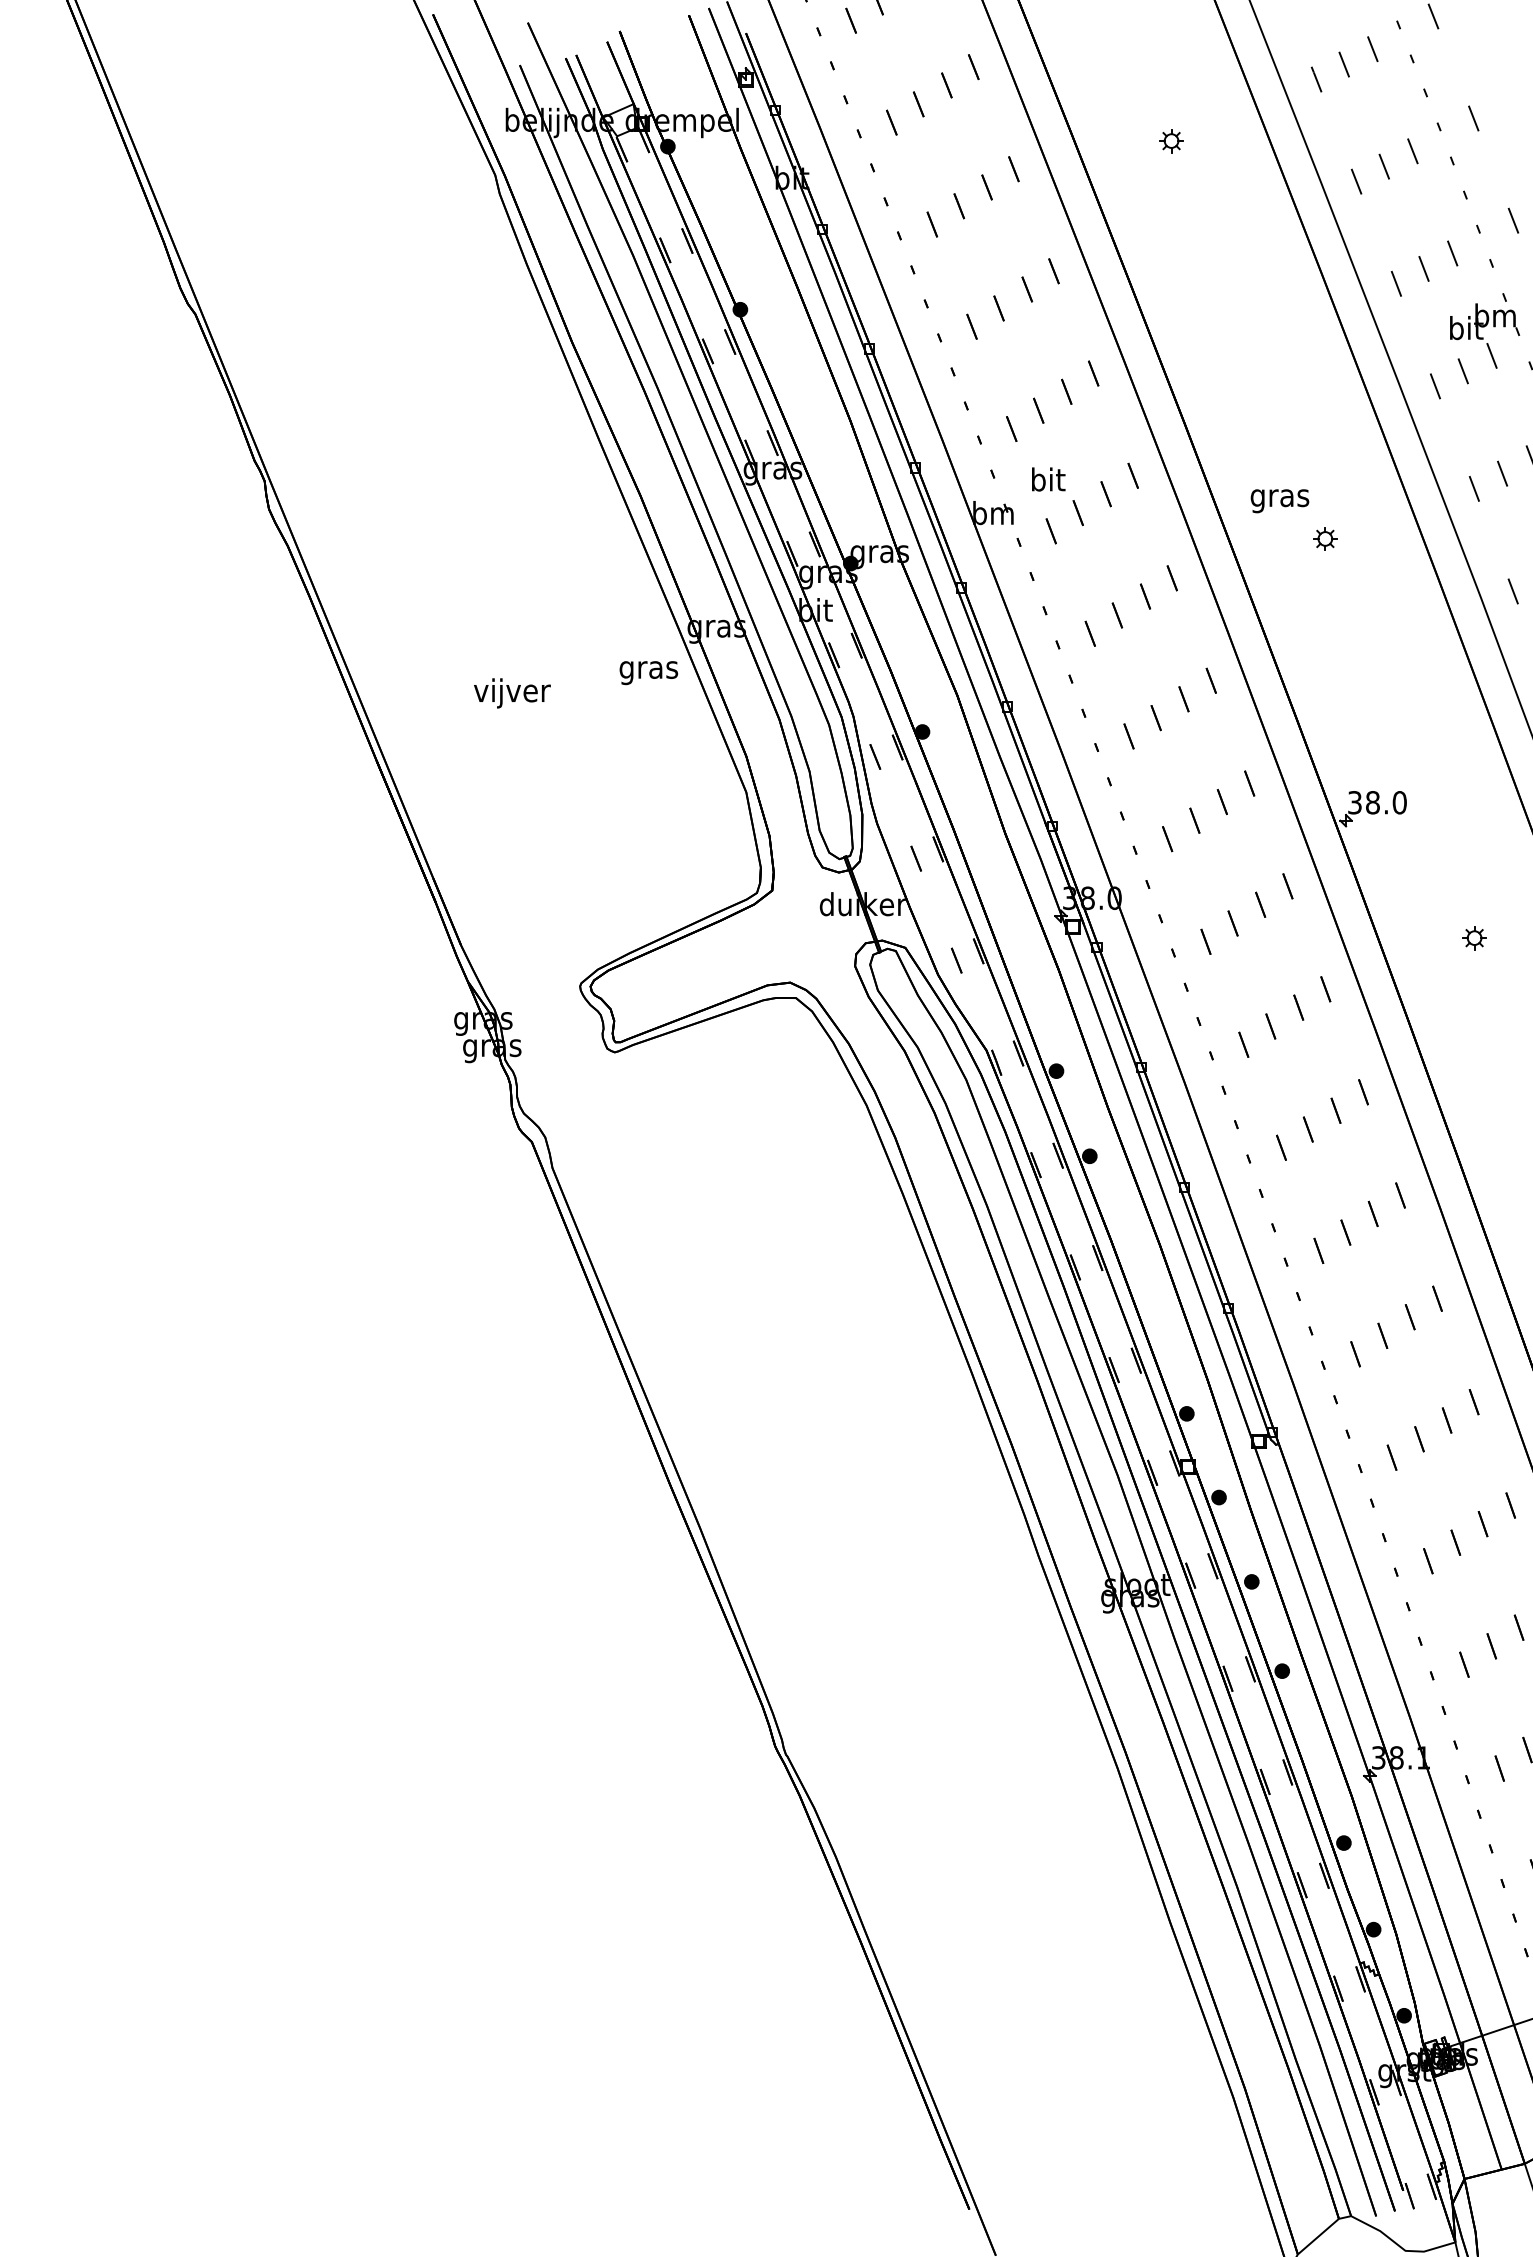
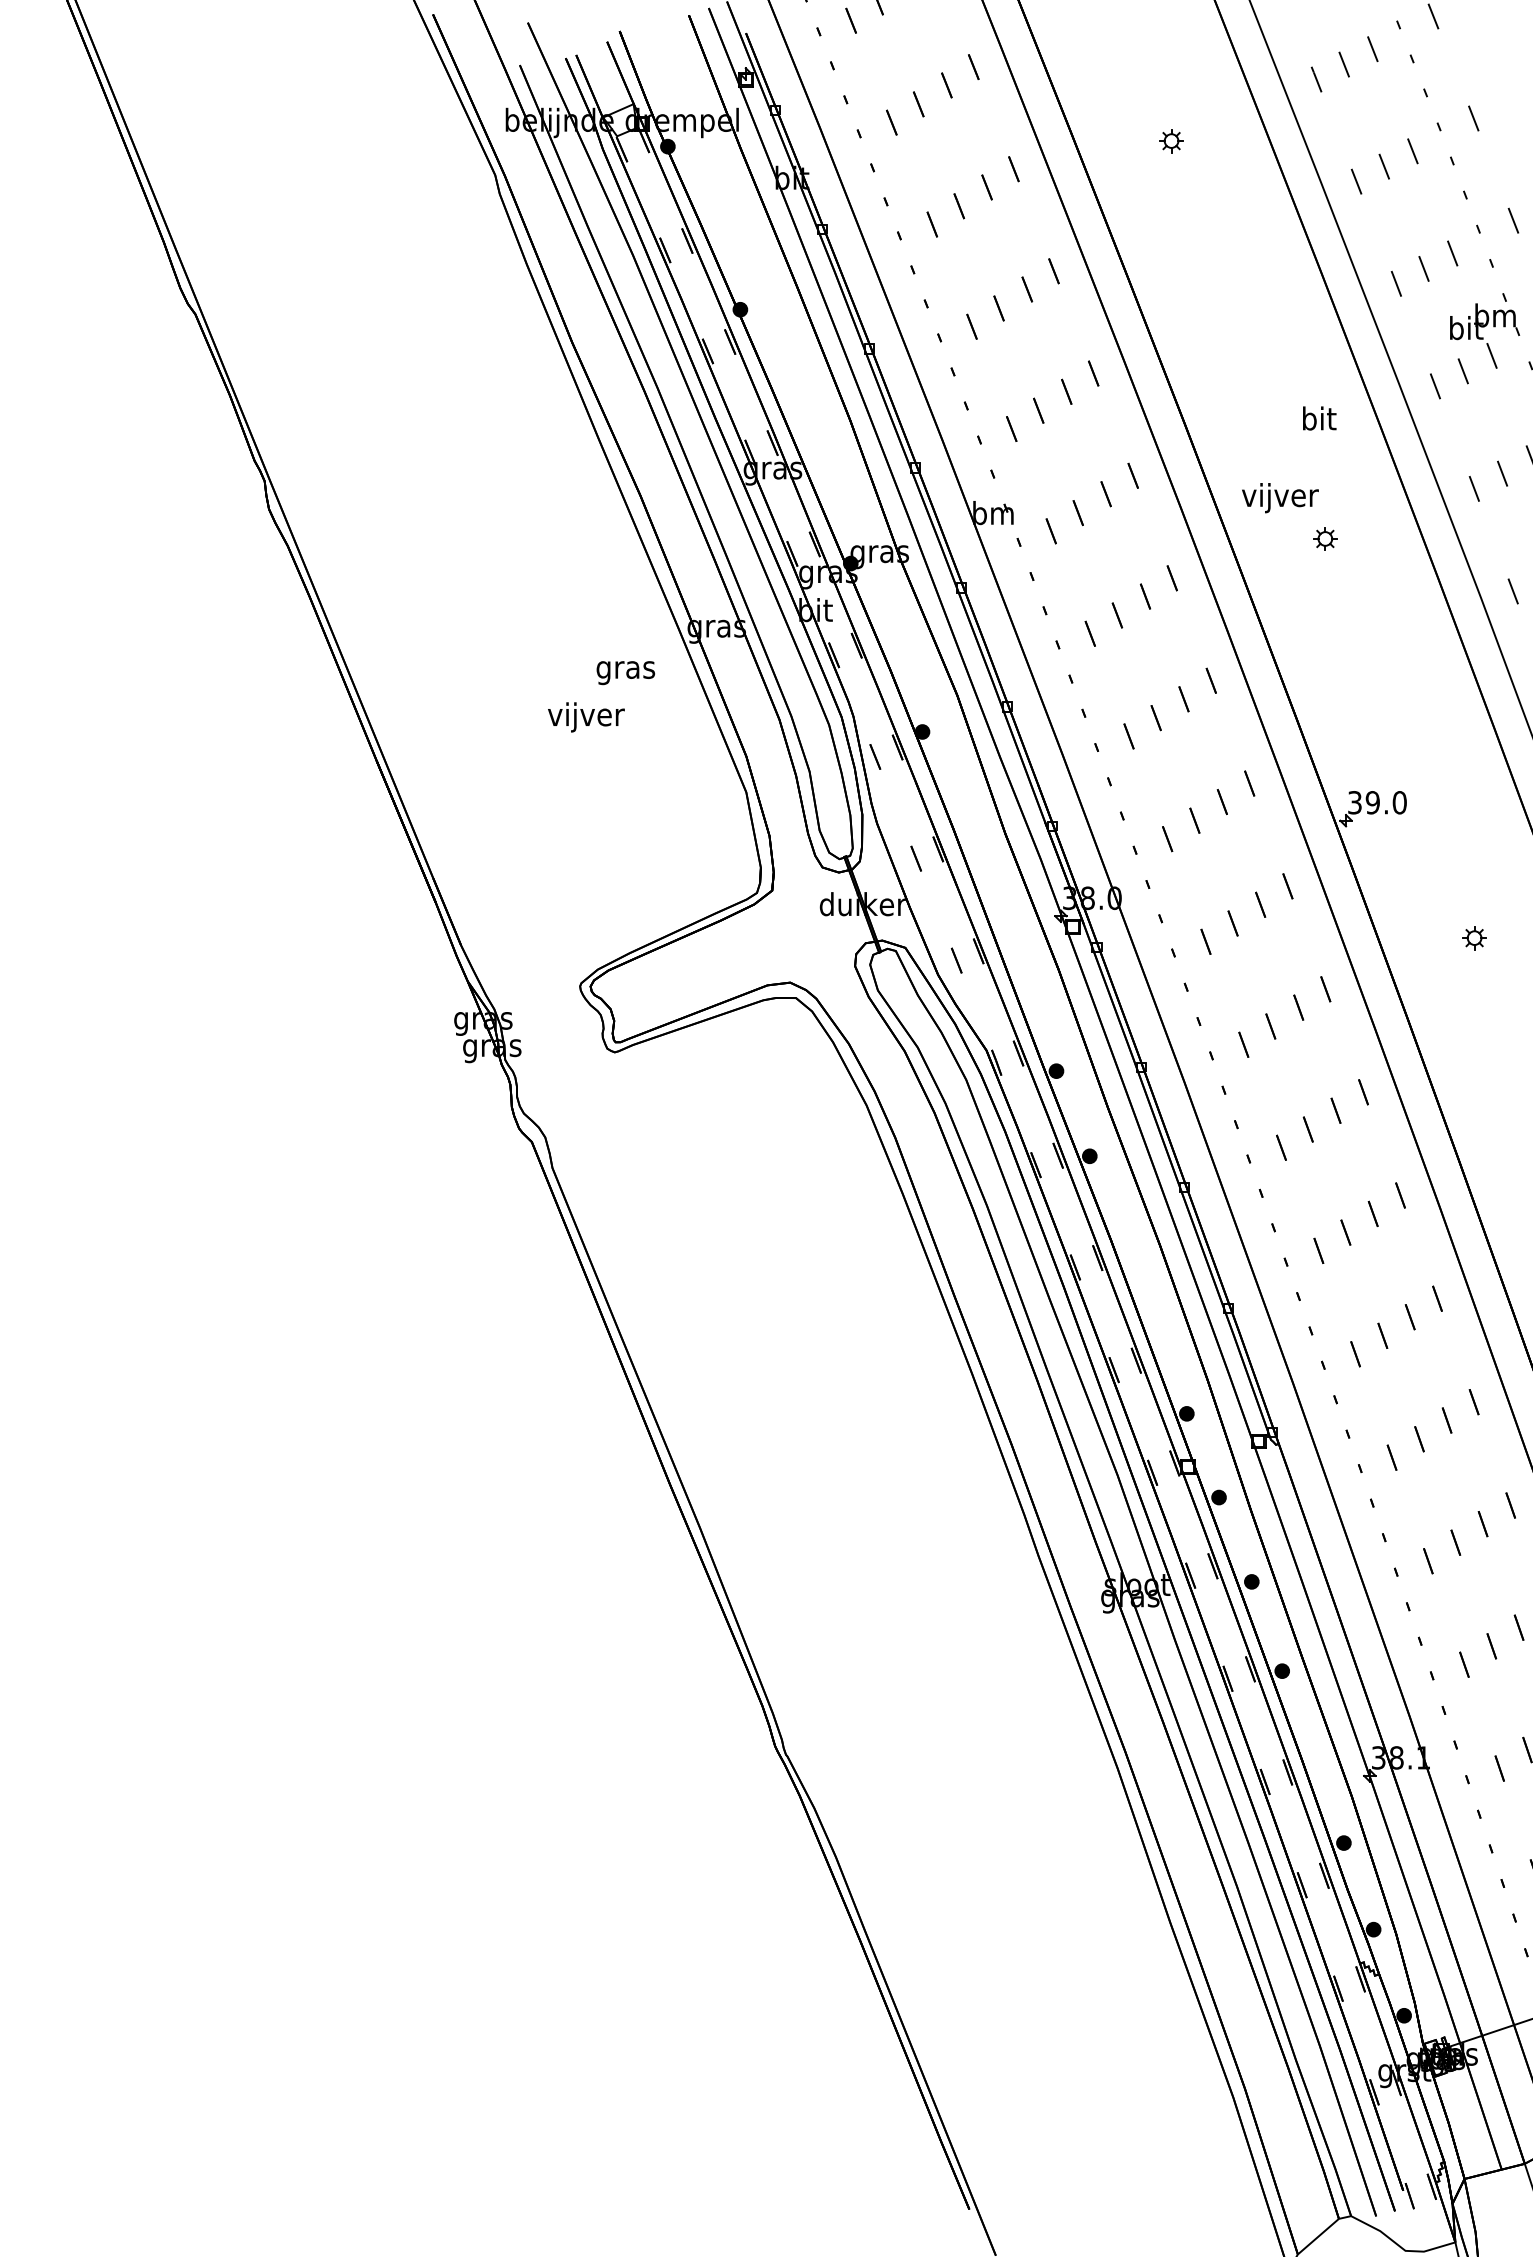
text position: (1048, 479) -> (1319, 418) (1319, 418)
text: gras -> vijver (1280, 498)
text position: (648, 673) -> (625, 673) (625, 673)
text position: (512, 693) -> (586, 717) (586, 717)
text: 38.0 -> 39.0 (1372, 802)
